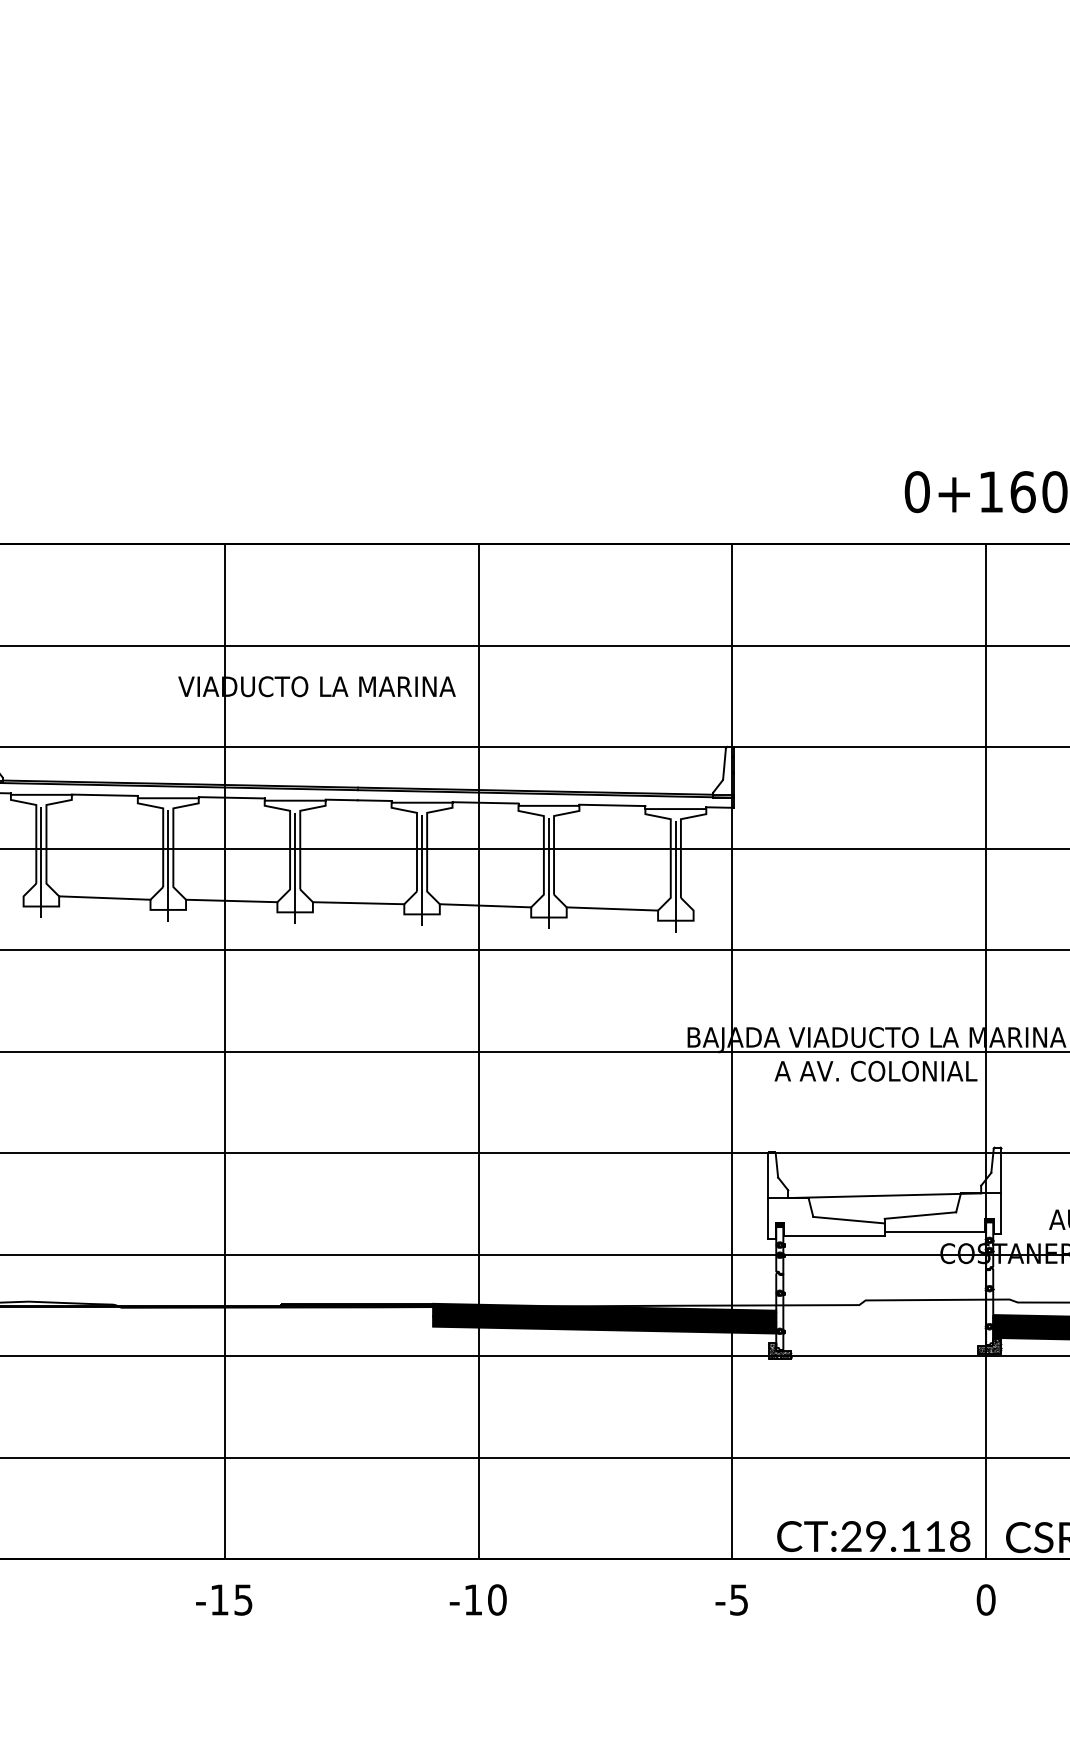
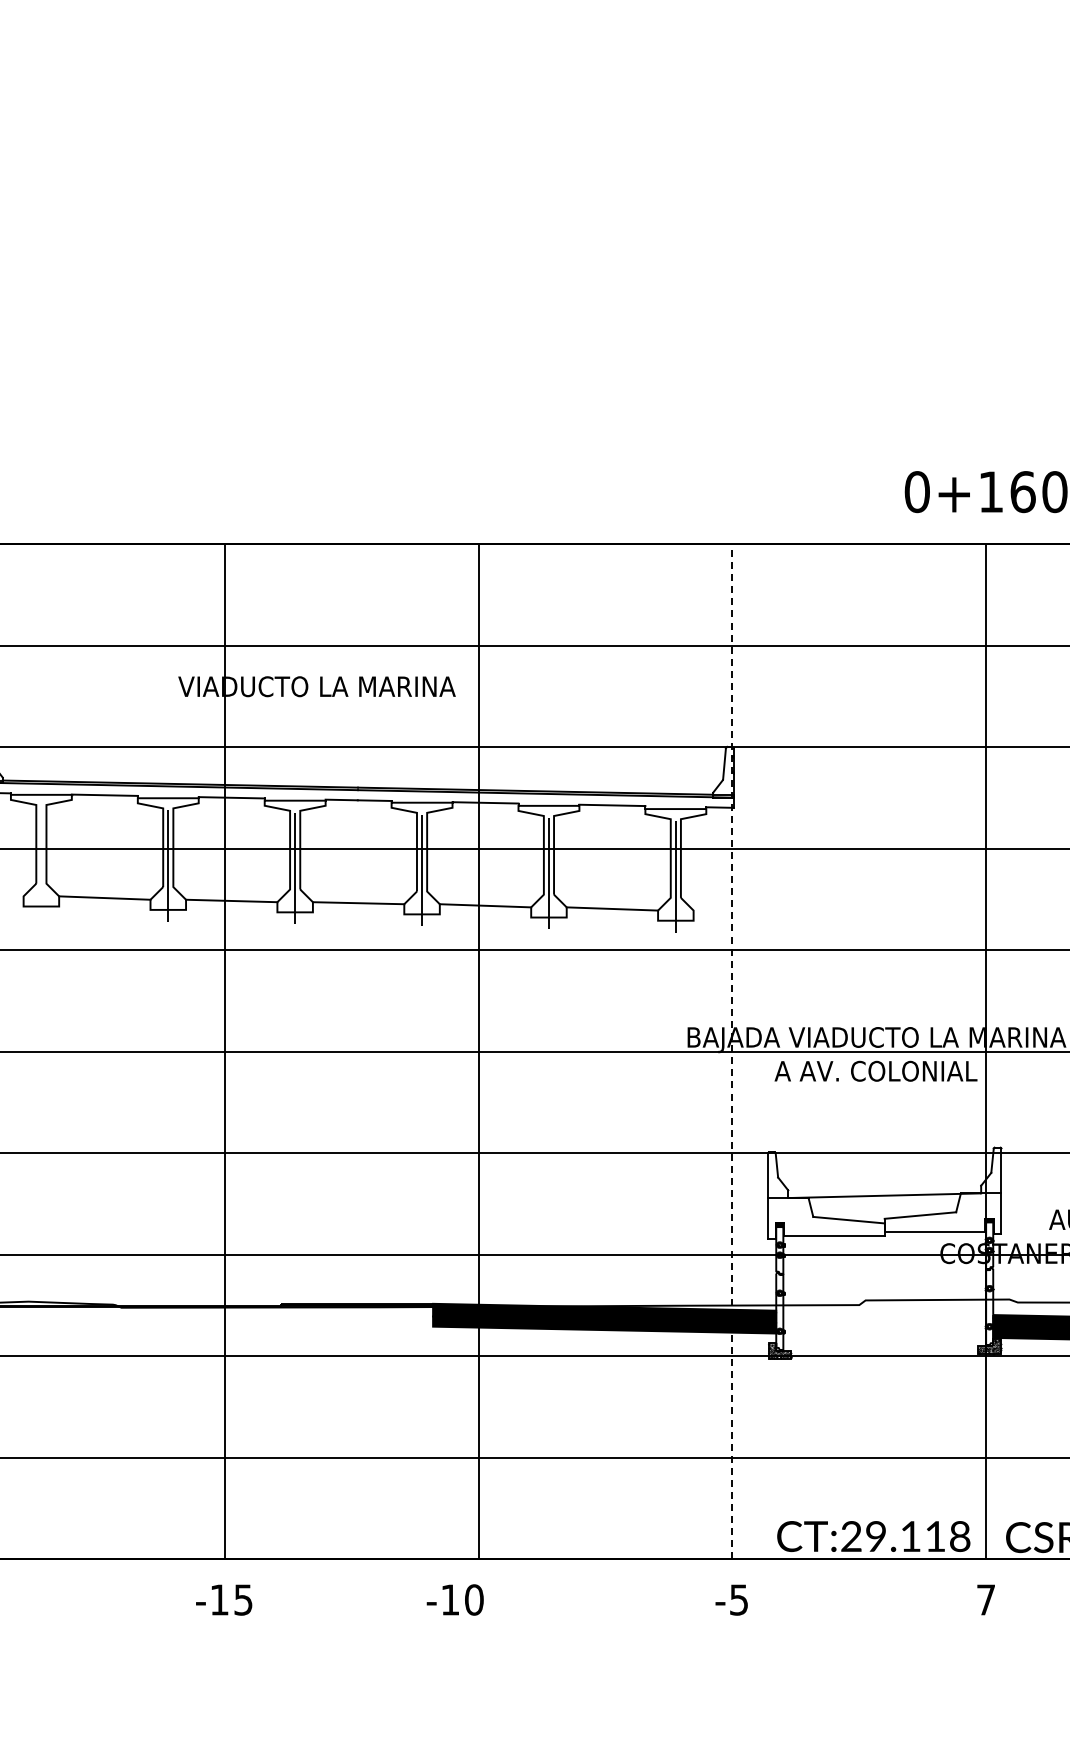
line: present -> none (41, 862)
line: solid -> dashed (732, 1051)
text position: (477, 1599) -> (454, 1599) (454, 1599)
text: 0 -> 7 (985, 1599)
